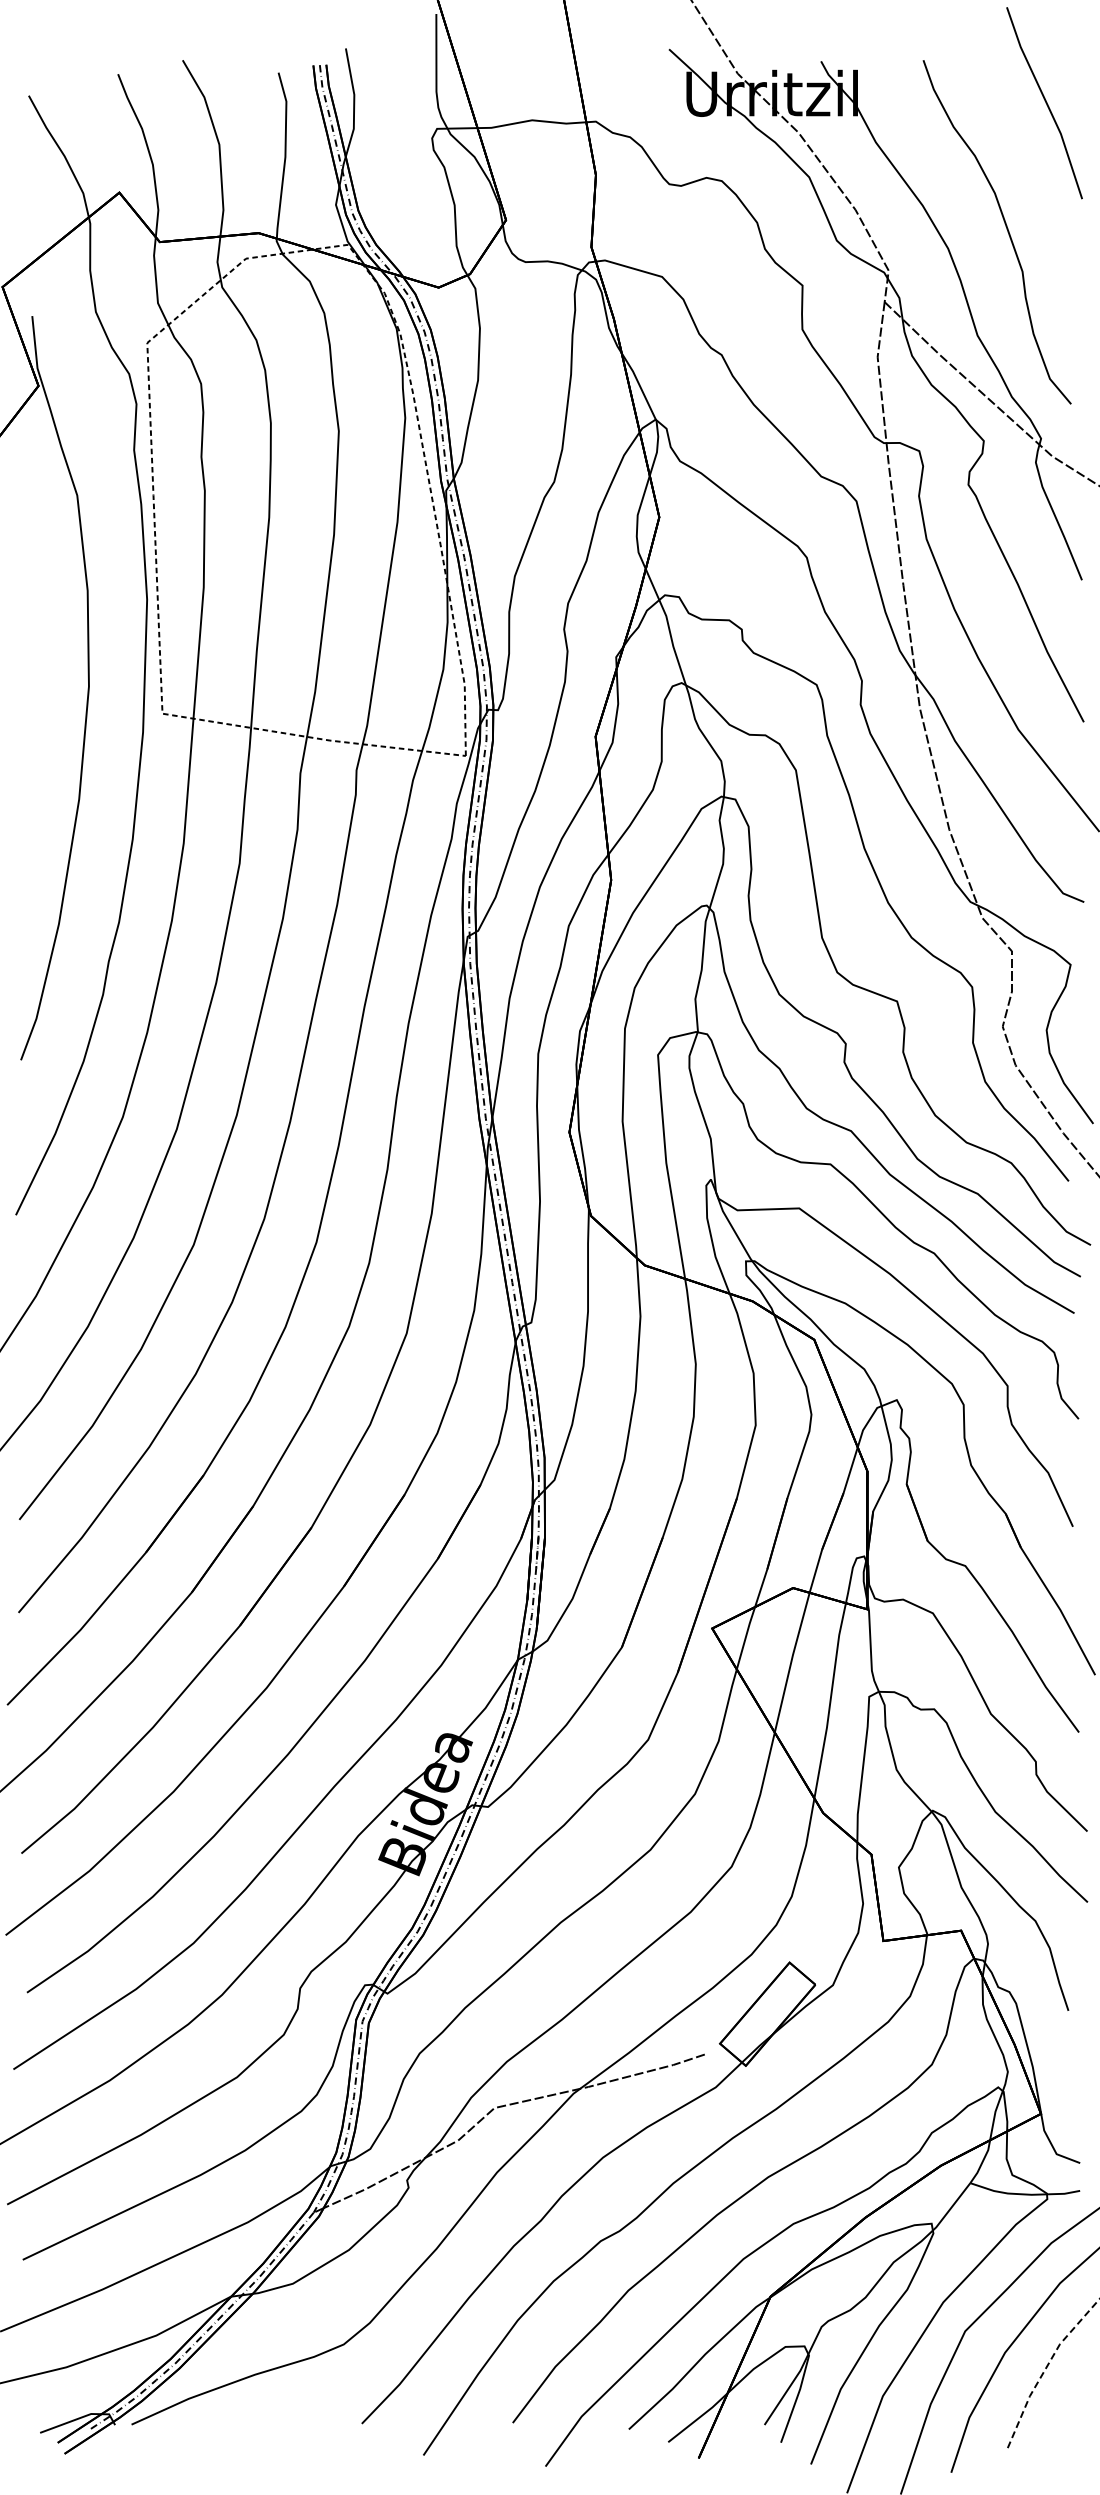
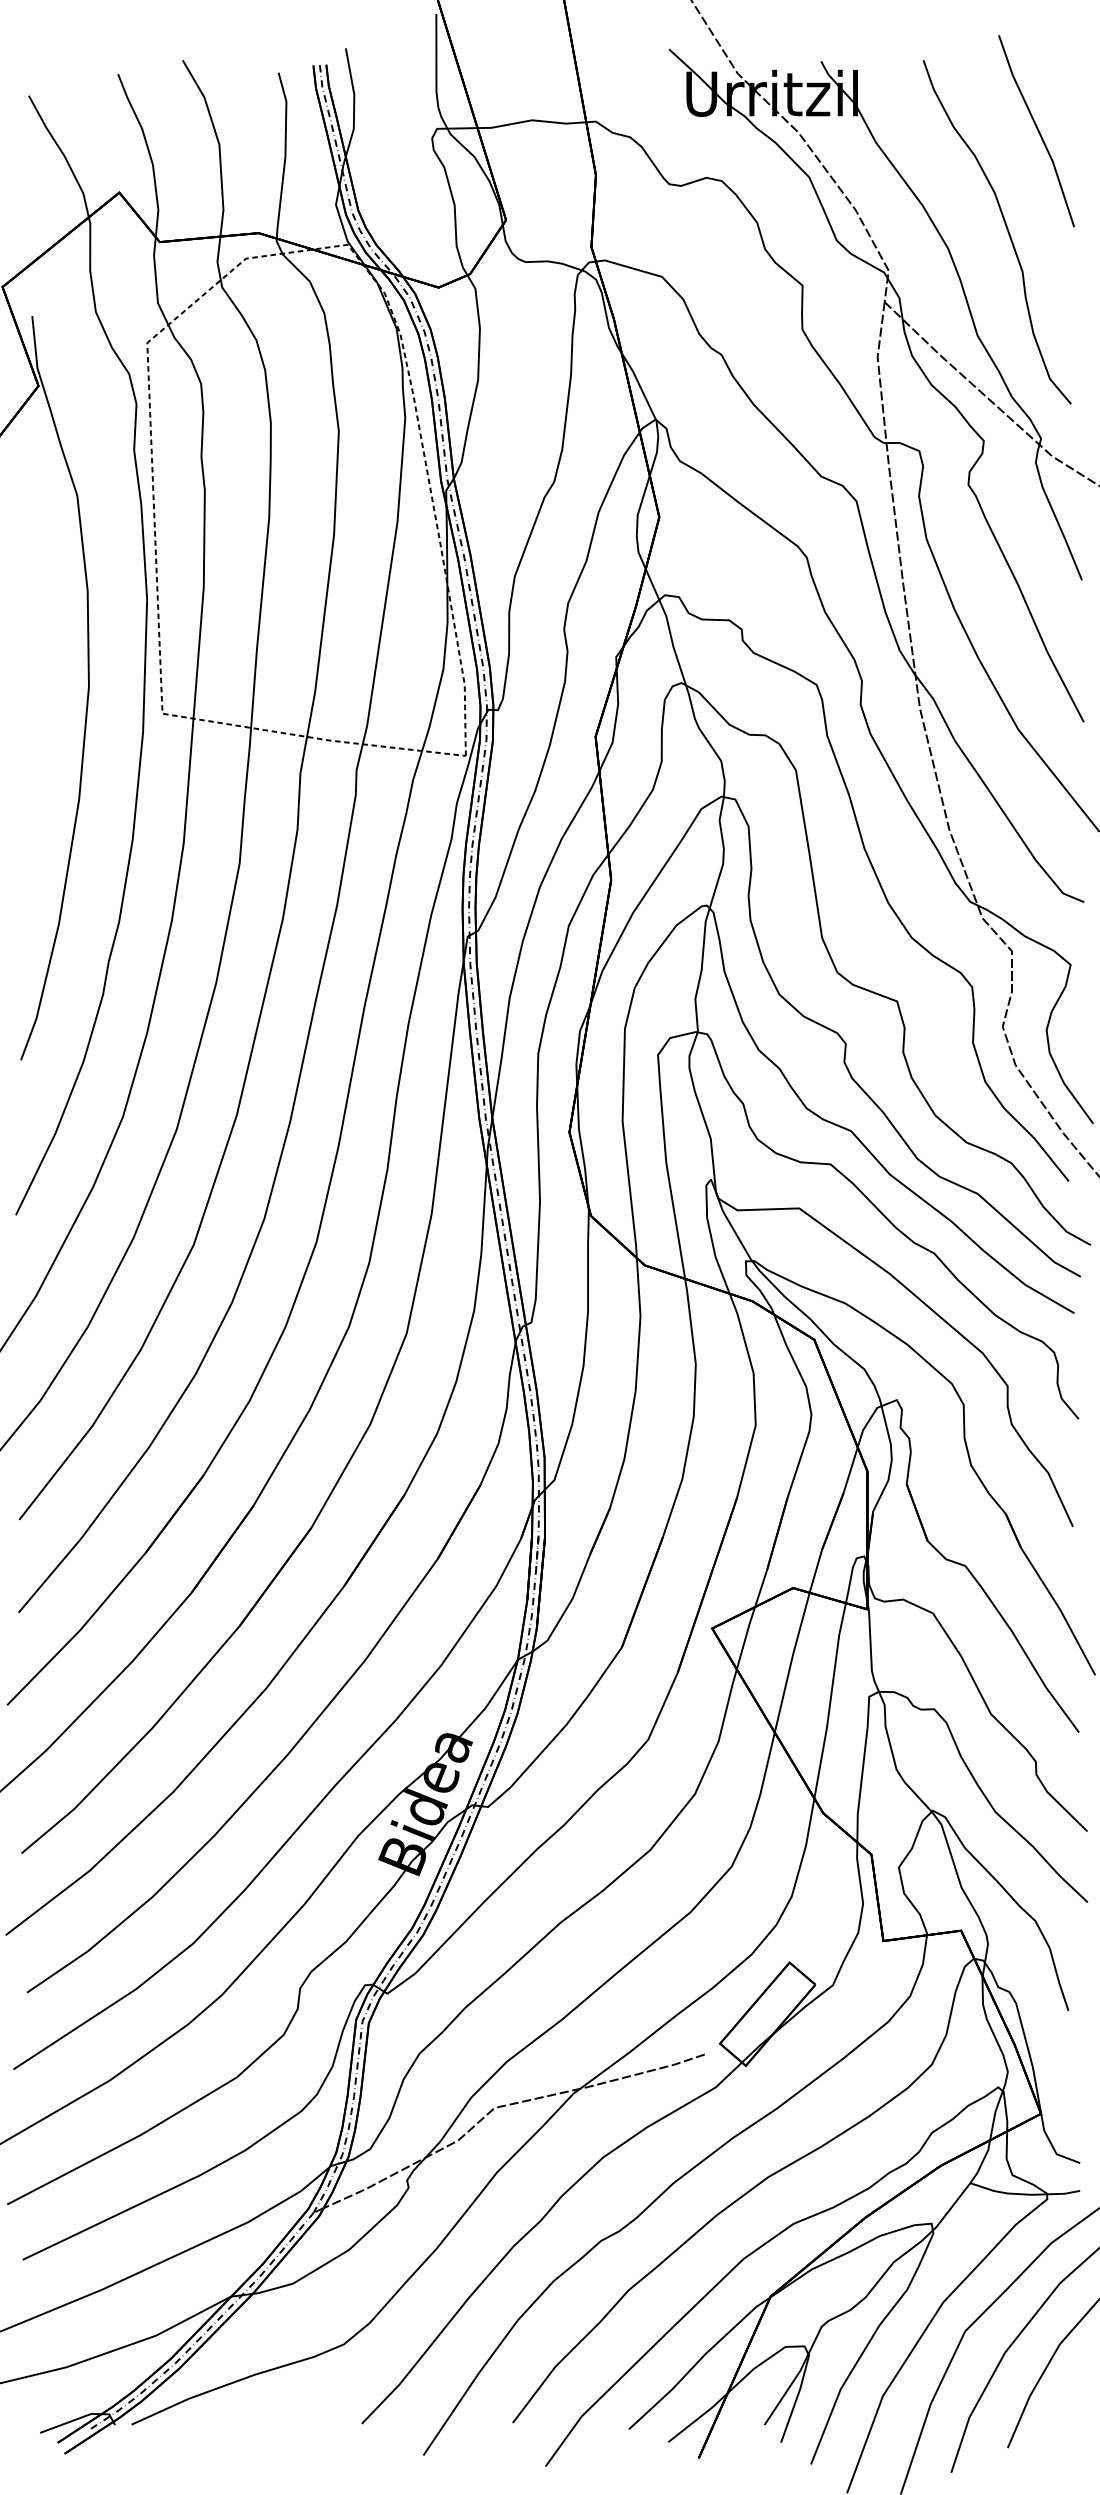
line position: (1045, 103) -> (1037, 131) (1037, 131)
line: dashed -> solid (1046, 2368)
